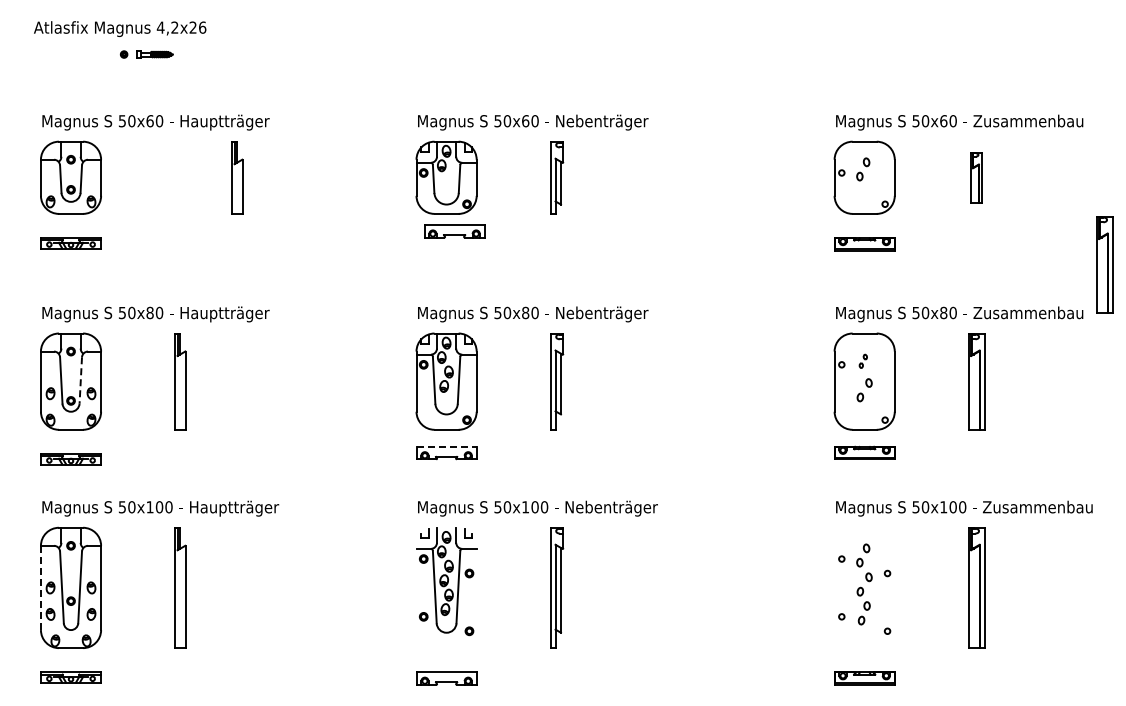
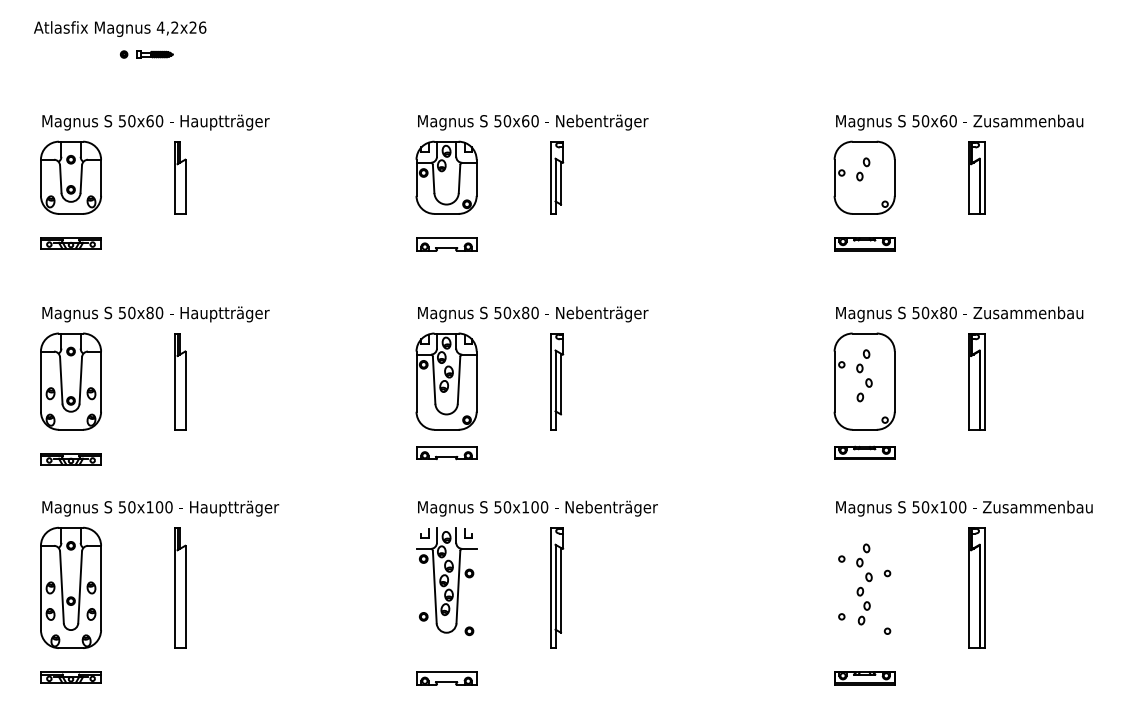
part position: (237, 177) -> (180, 177) (180, 177)
part size: 13x52 px -> 18x74 px (976, 177)
part position: (454, 231) -> (446, 244) (446, 244)
part: present -> none (1104, 264)
part size: 10x16 px -> 15x25 px (863, 361)
line: dashed -> solid (80, 380)
line: dashed -> solid (447, 446)
line: dashed -> solid (40, 588)
